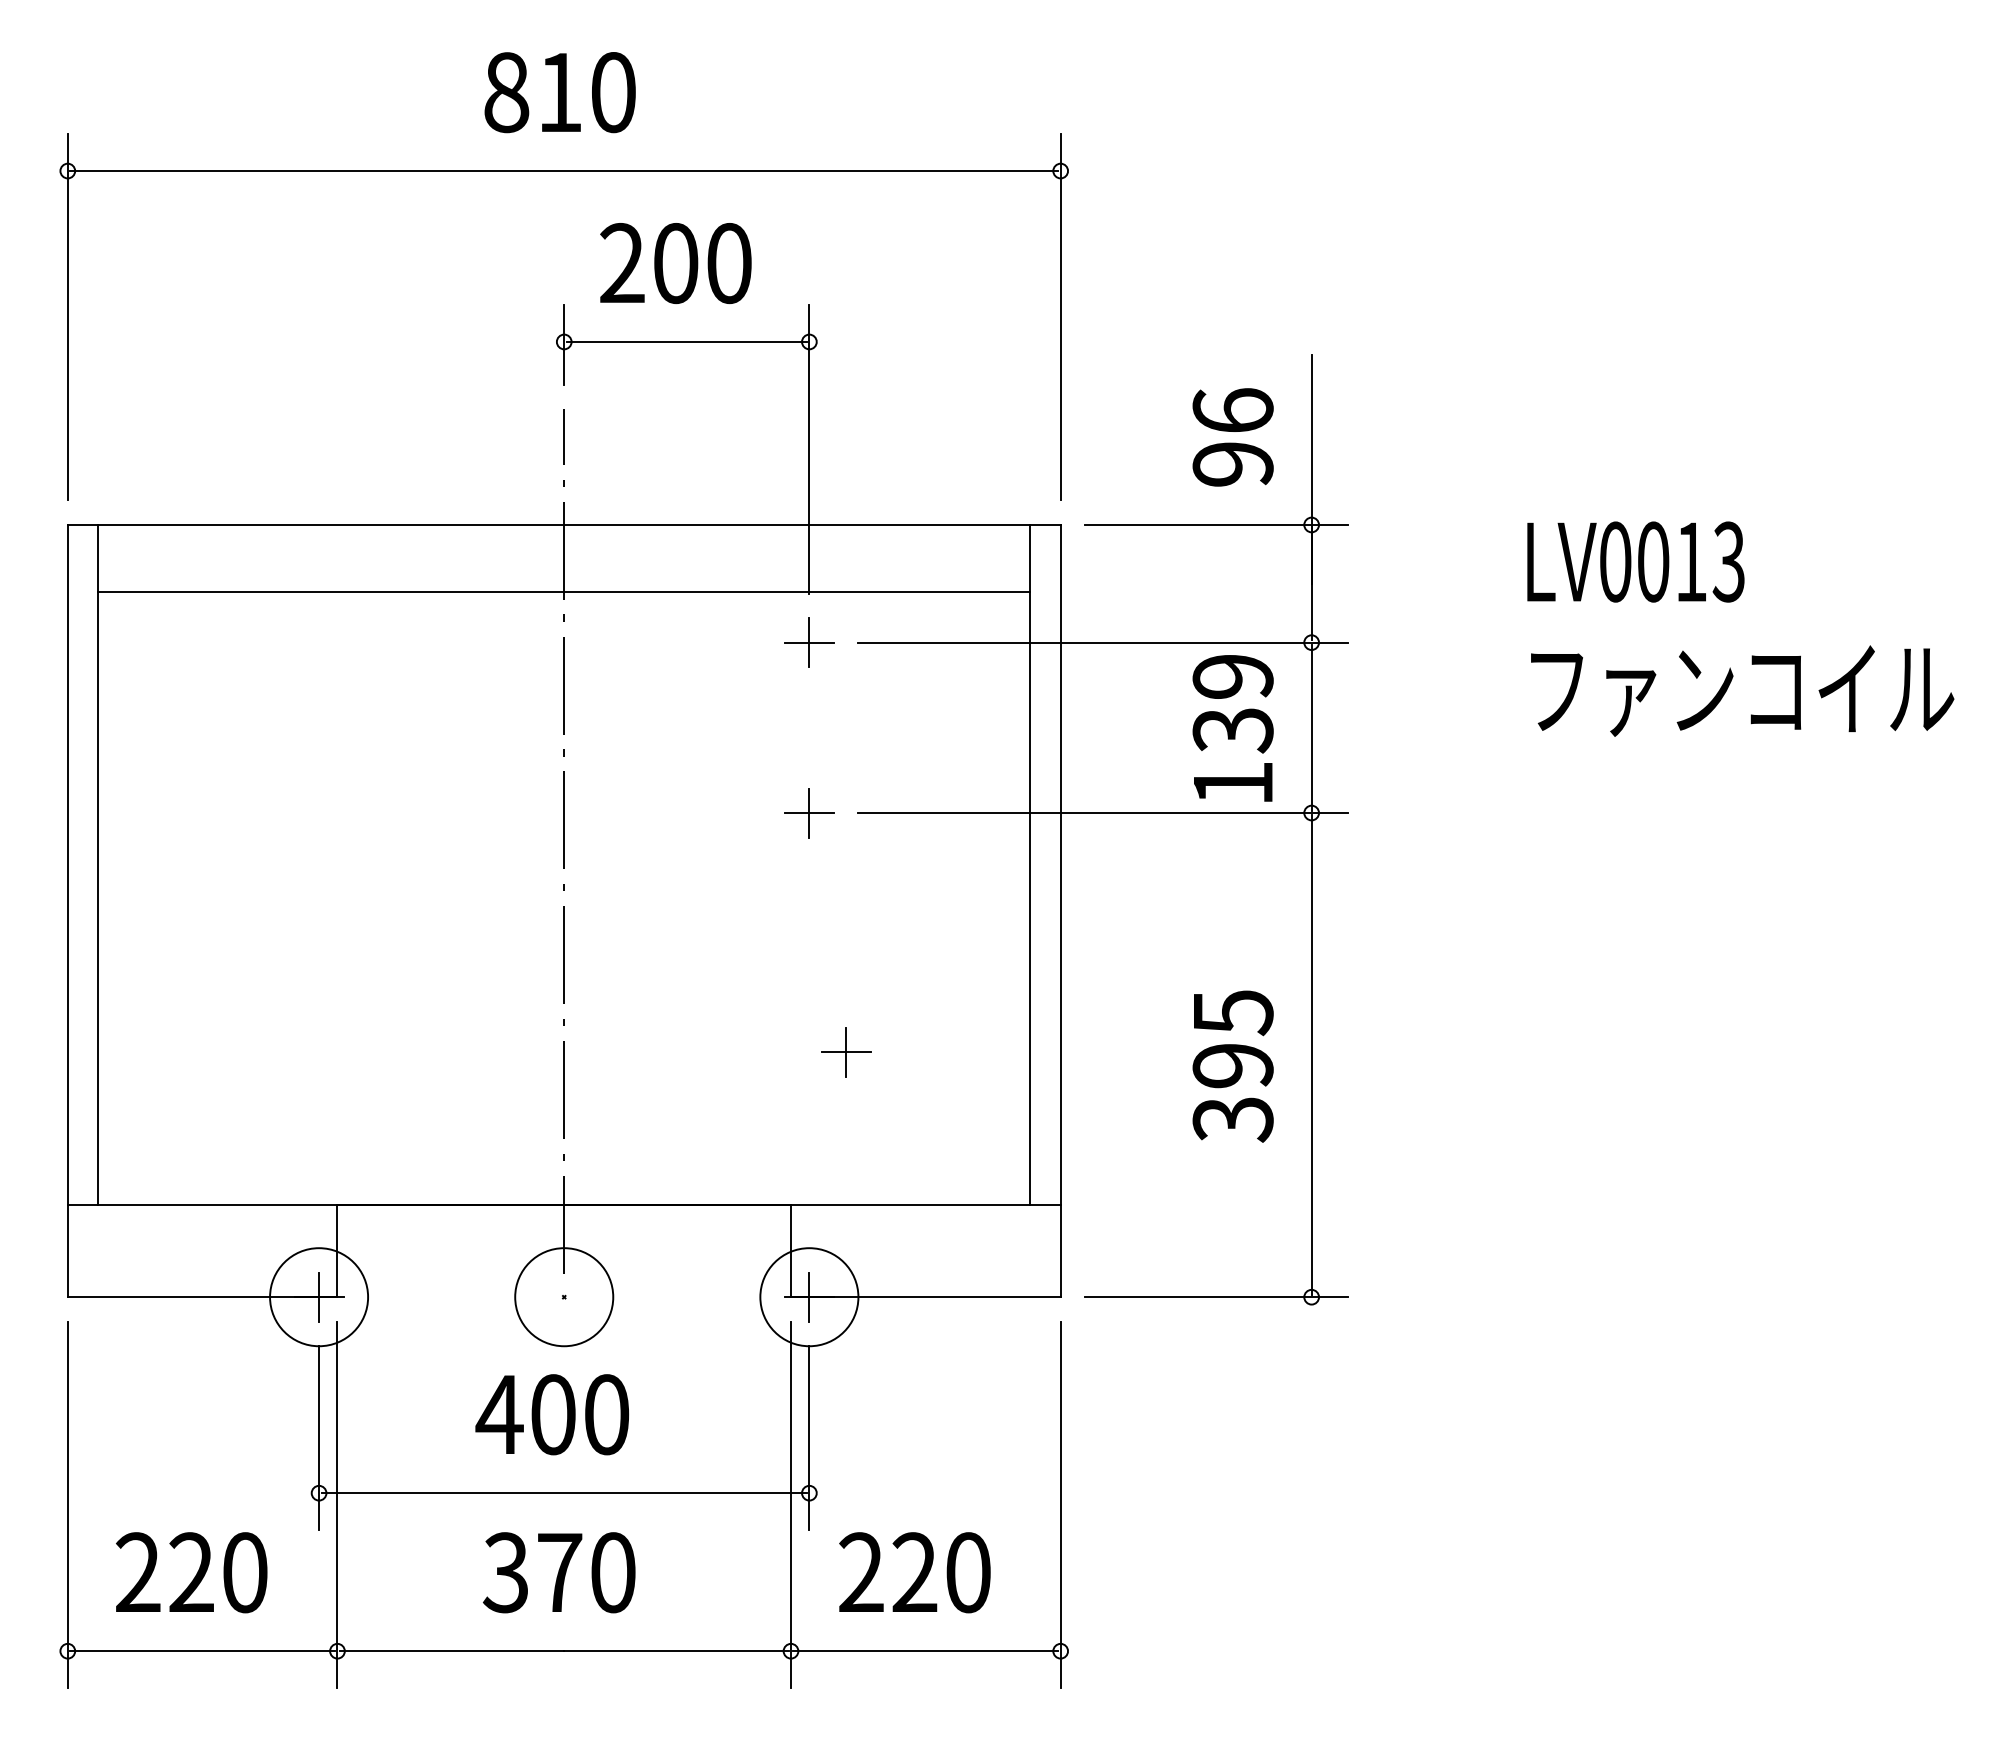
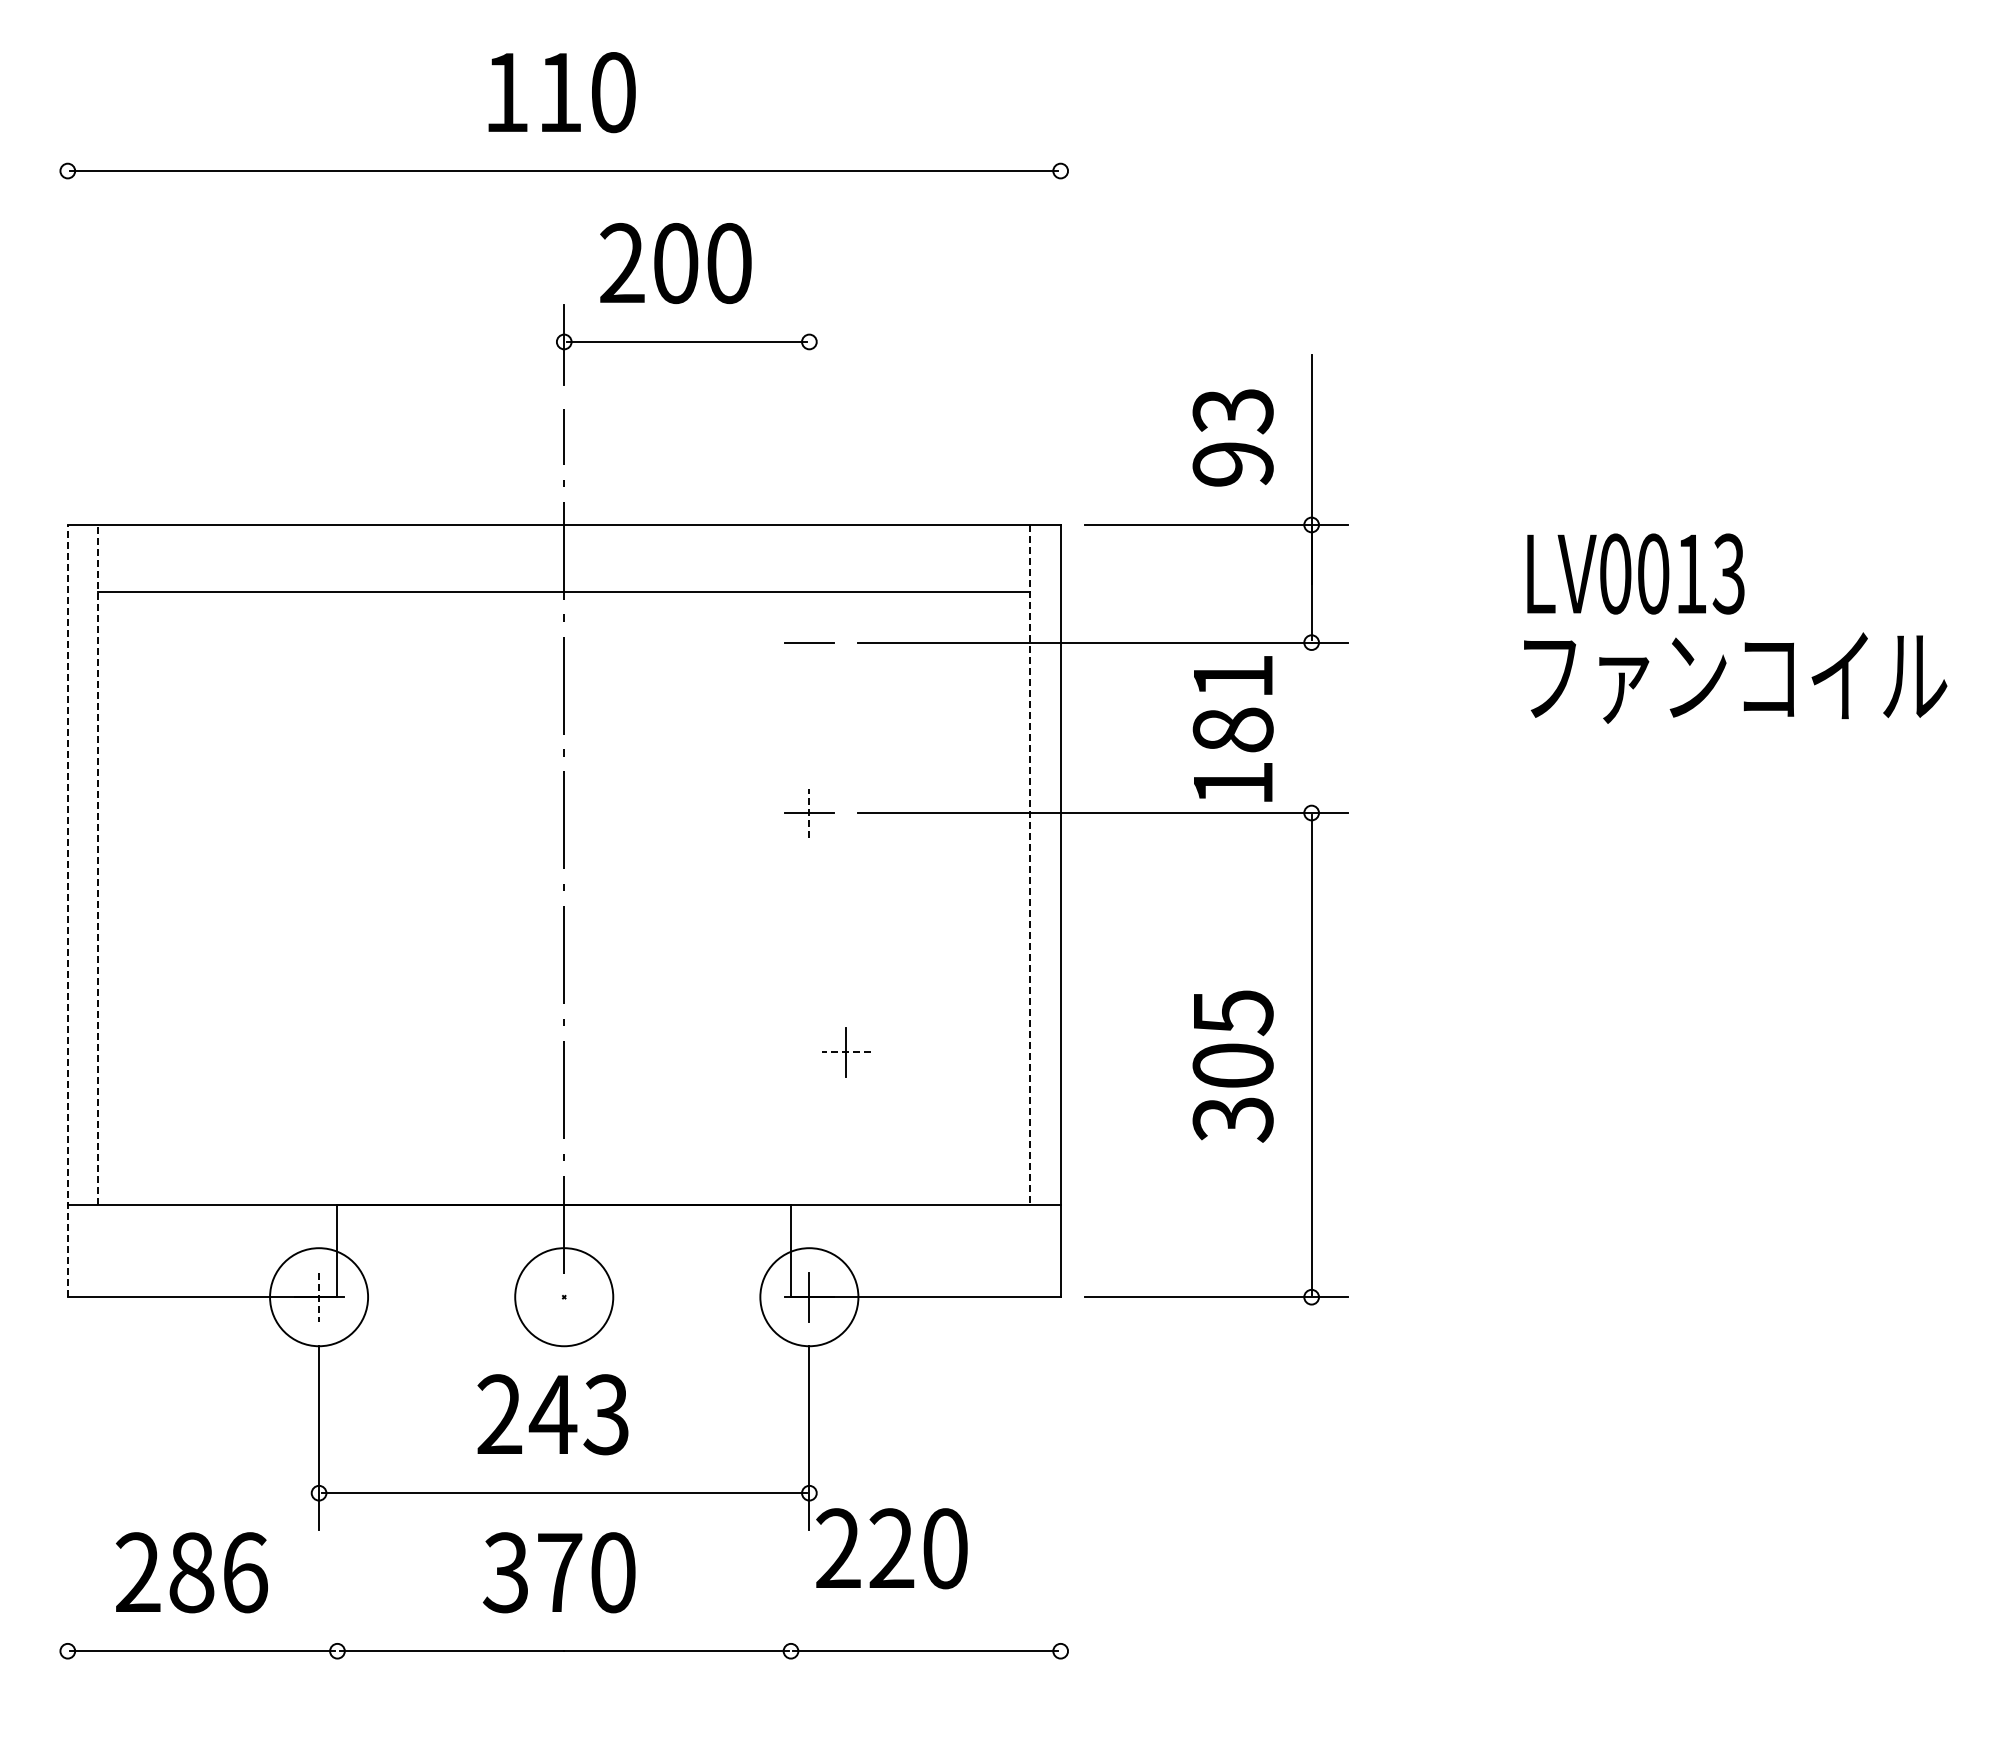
text: 810 -> 110 (506, 92)
line: present -> none (67, 317)
line: present -> none (1060, 317)
text: 96 -> 93 (1232, 411)
line: present -> none (809, 449)
text position: (1635, 561) -> (1635, 573) (1635, 573)
line: present -> none (809, 642)
text position: (1742, 690) -> (1735, 677) (1735, 677)
text: 139 -> 181 (1232, 704)
line: present -> none (1311, 727)
line: solid -> dashed (809, 813)
line: solid -> dashed (98, 864)
line: solid -> dashed (1030, 865)
line: solid -> dashed (67, 910)
line: solid -> dashed (846, 1052)
text: 395 -> 305 (1232, 1065)
line: solid -> dashed (319, 1297)
text: 400 -> 243 (552, 1414)
line: present -> none (67, 1504)
line: present -> none (337, 1504)
line: present -> none (791, 1504)
line: present -> none (1060, 1504)
text: 220 -> 286 (218, 1572)
text position: (914, 1572) -> (891, 1548) (891, 1548)
